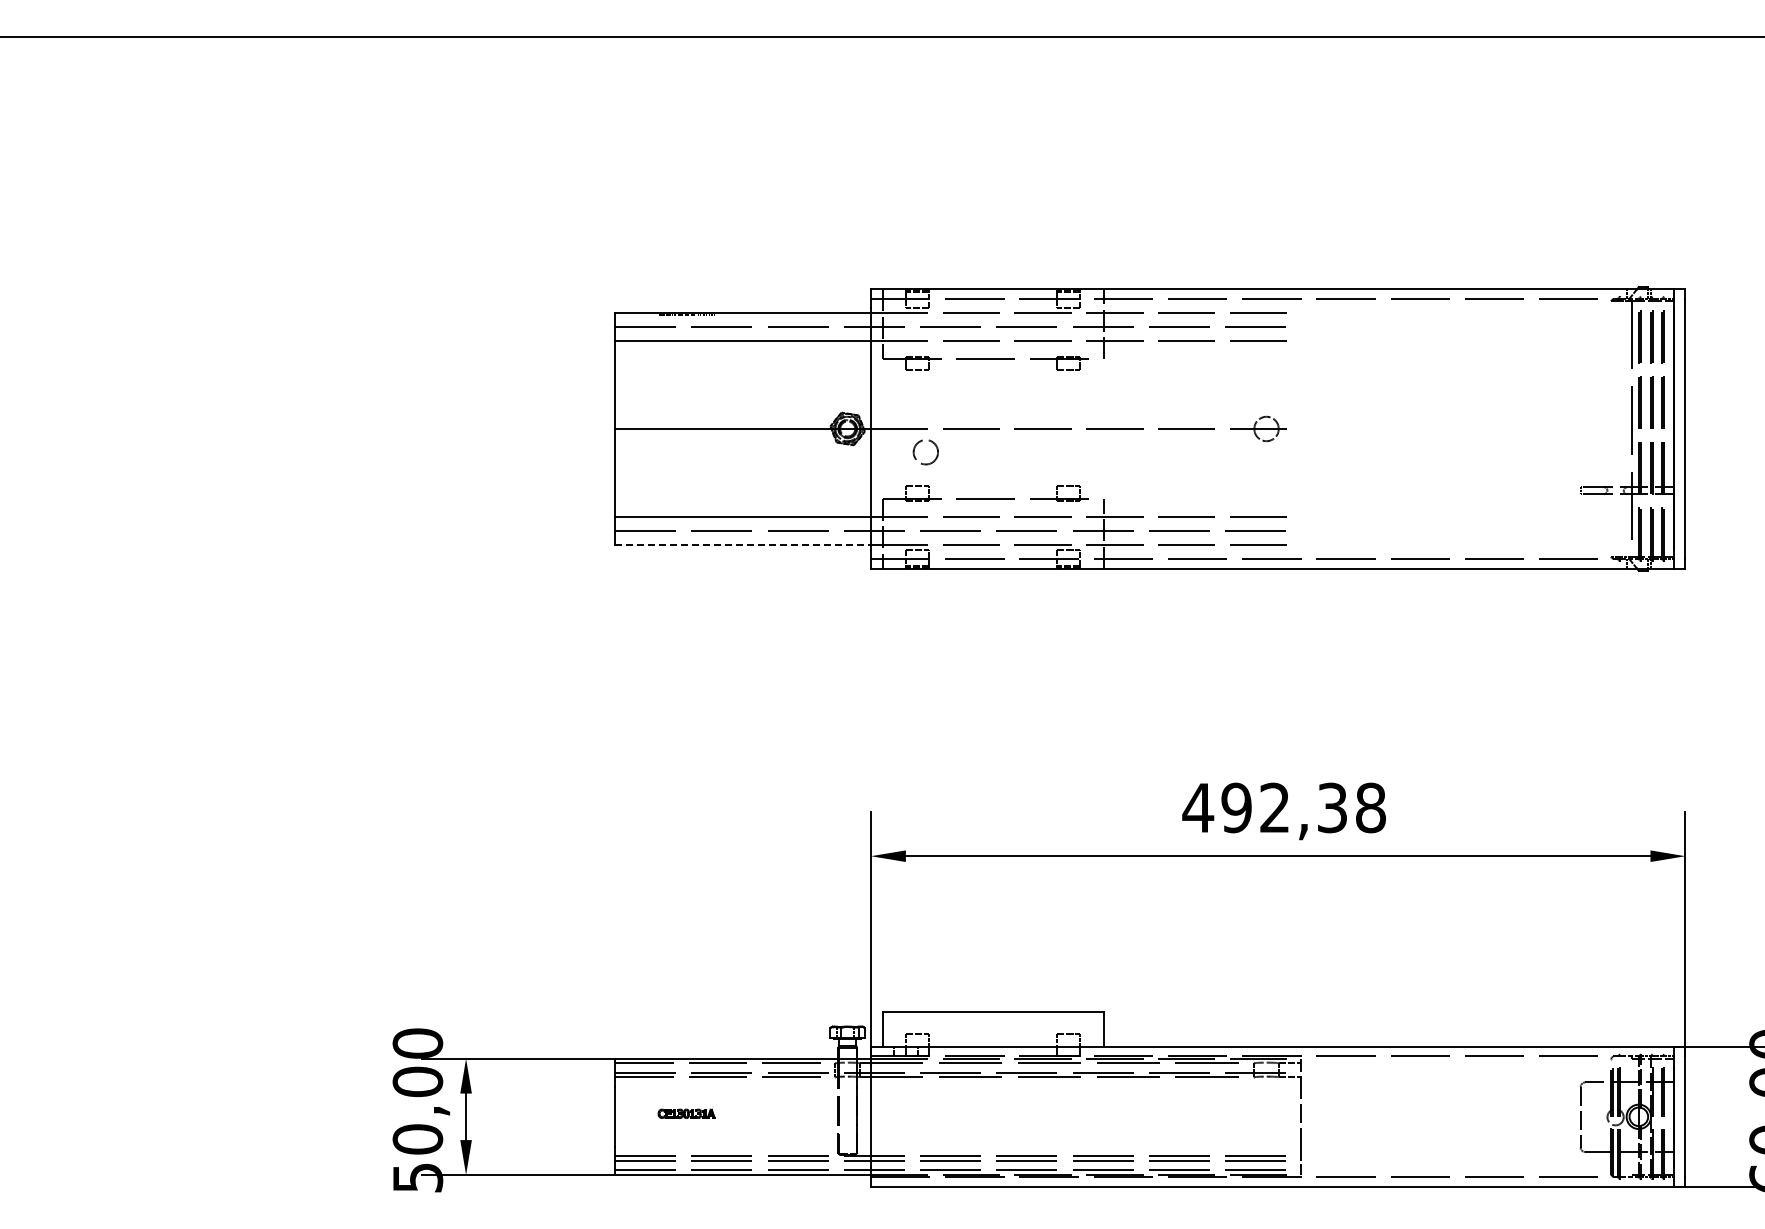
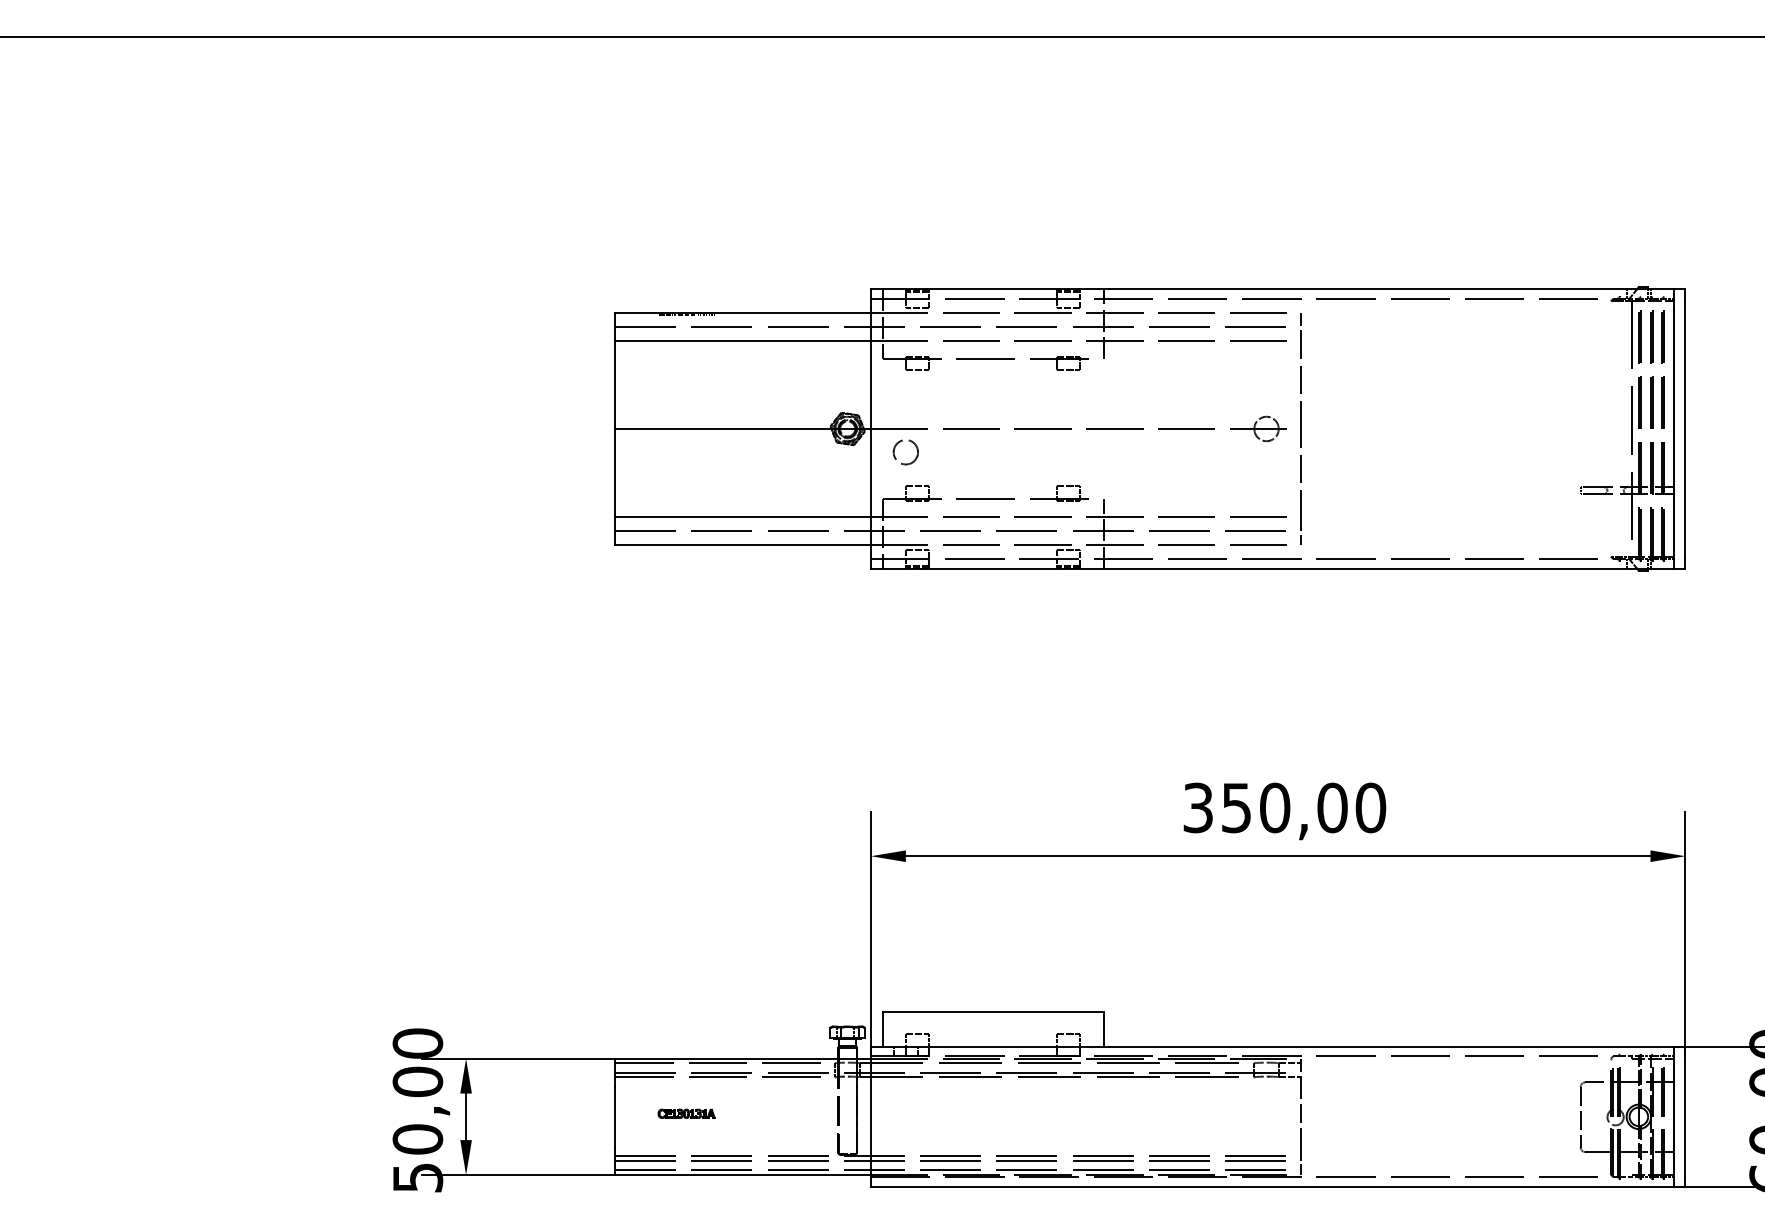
line: none -> present (1300, 428)
circle position: (925, 452) -> (905, 452) (905, 452)
line: dashed -> solid (742, 545)
text: 492,38 -> 350,00 (1284, 807)
